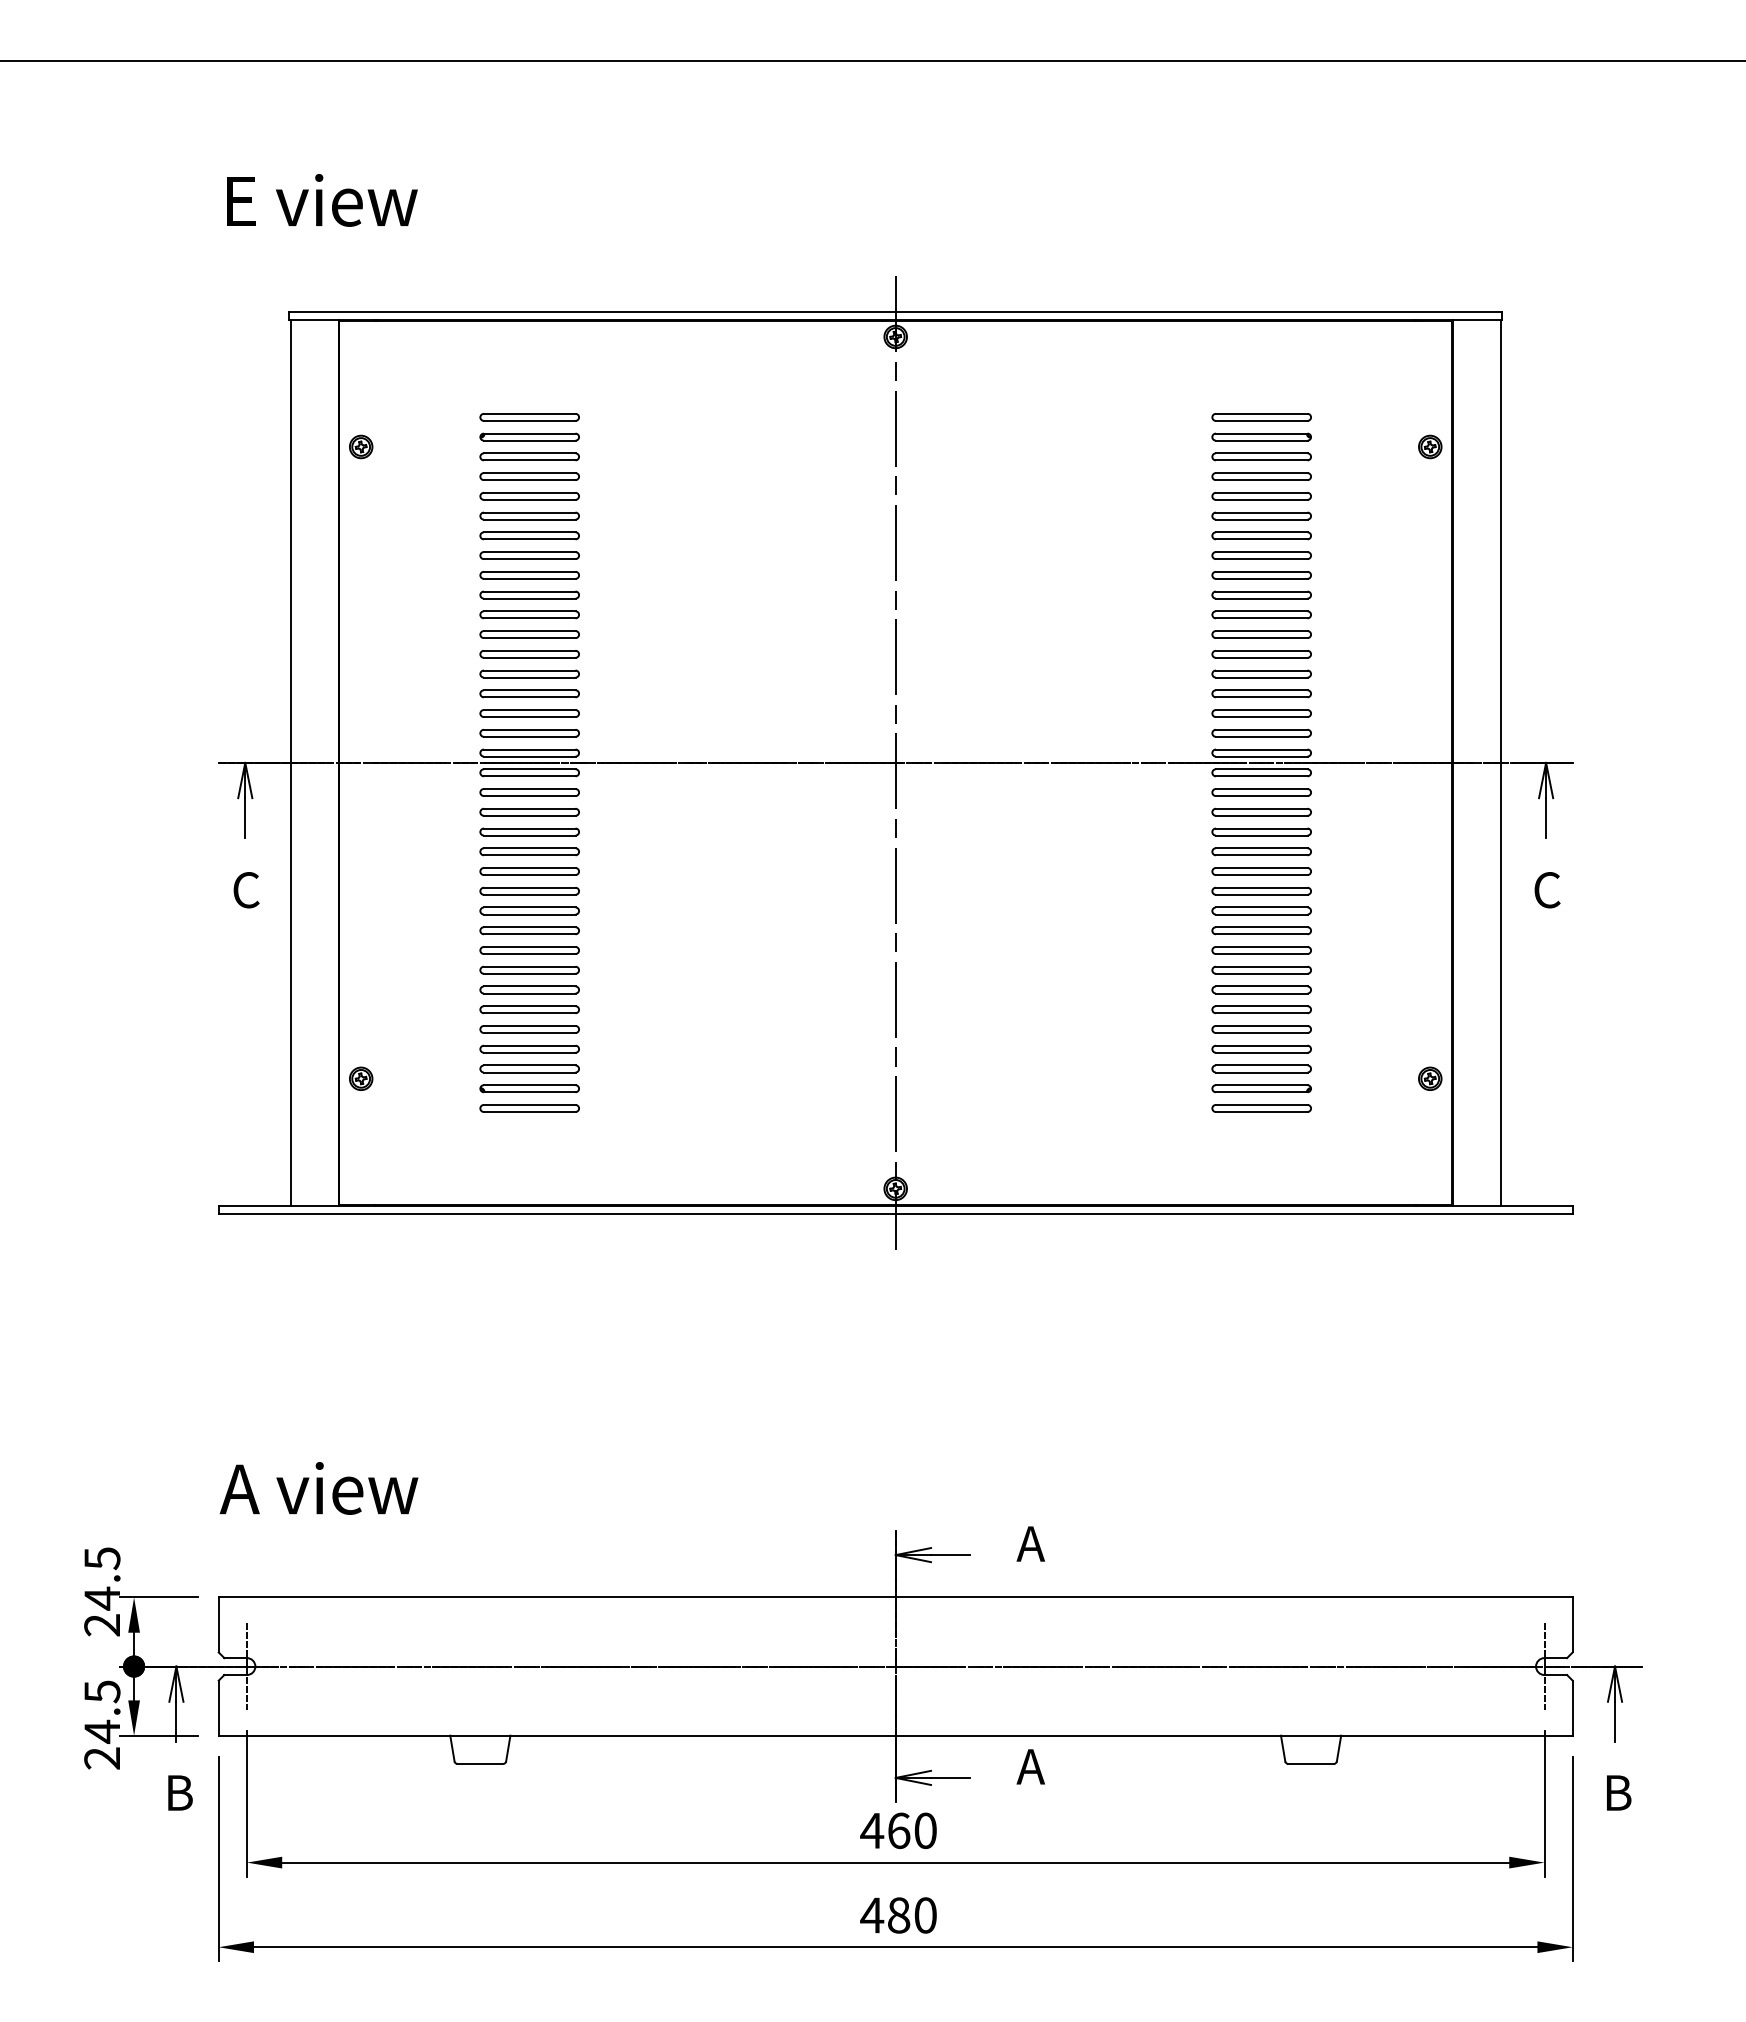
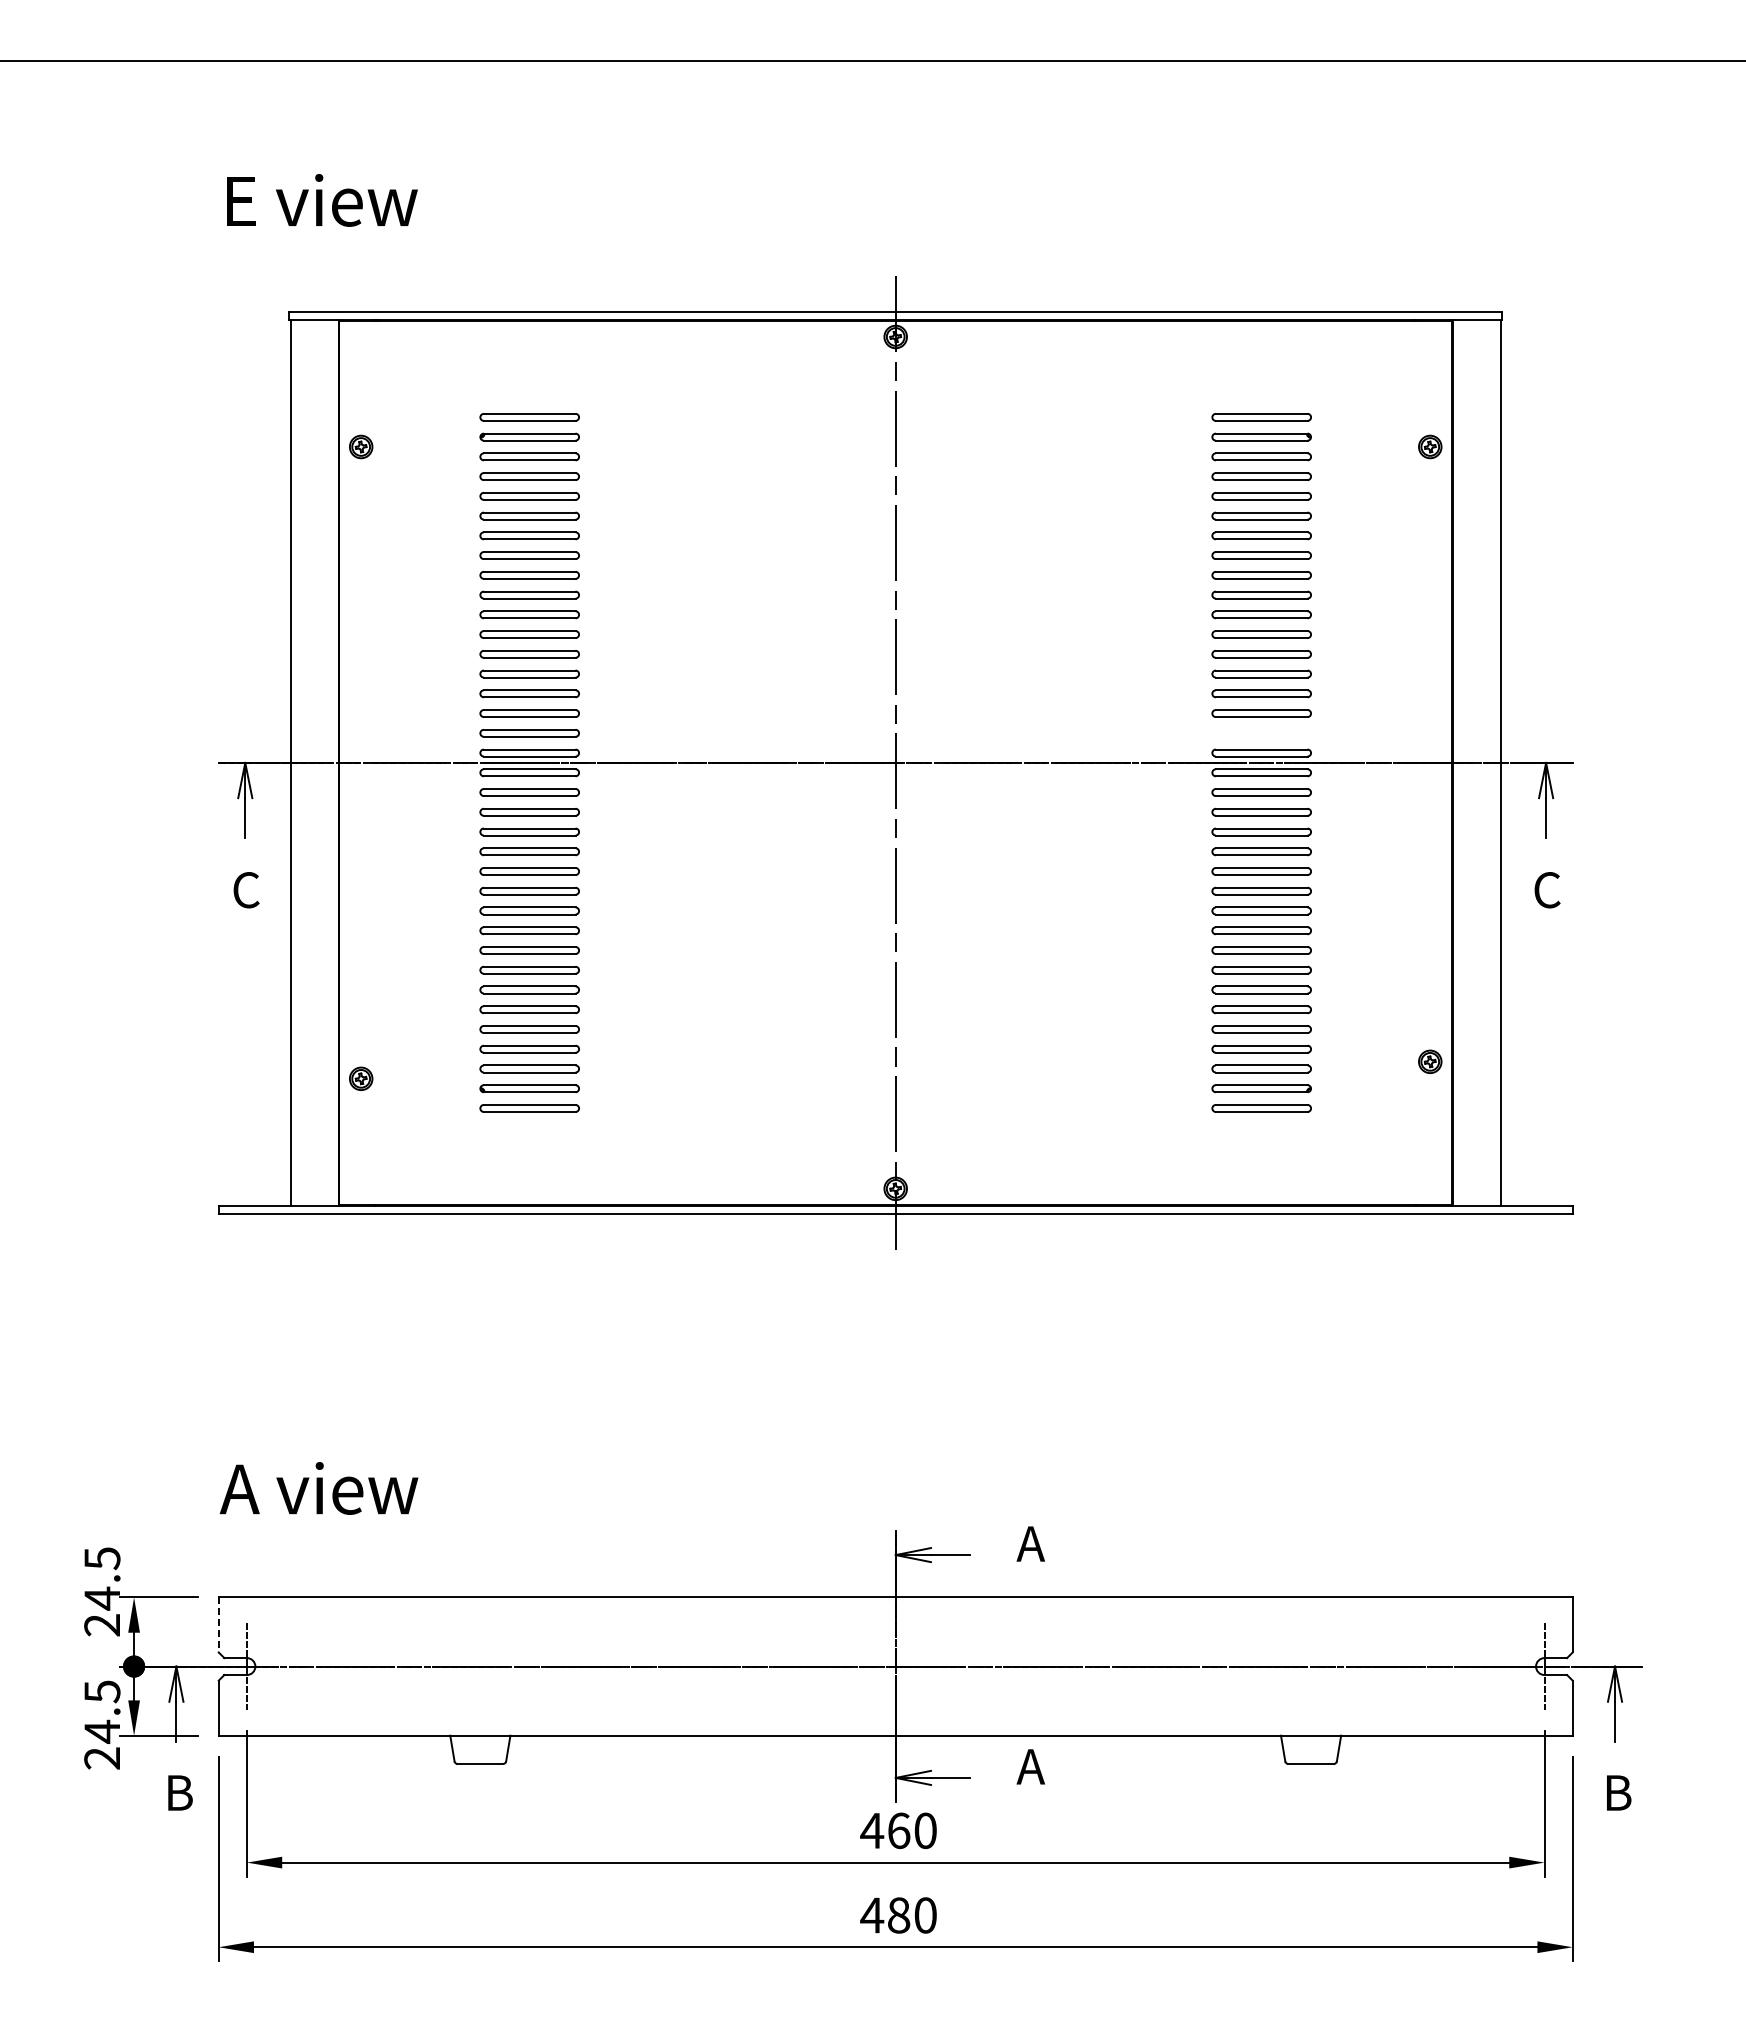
part: present -> none (1261, 732)
part position: (1430, 1078) -> (1430, 1061) (1430, 1061)
line: solid -> dashed (218, 1624)
